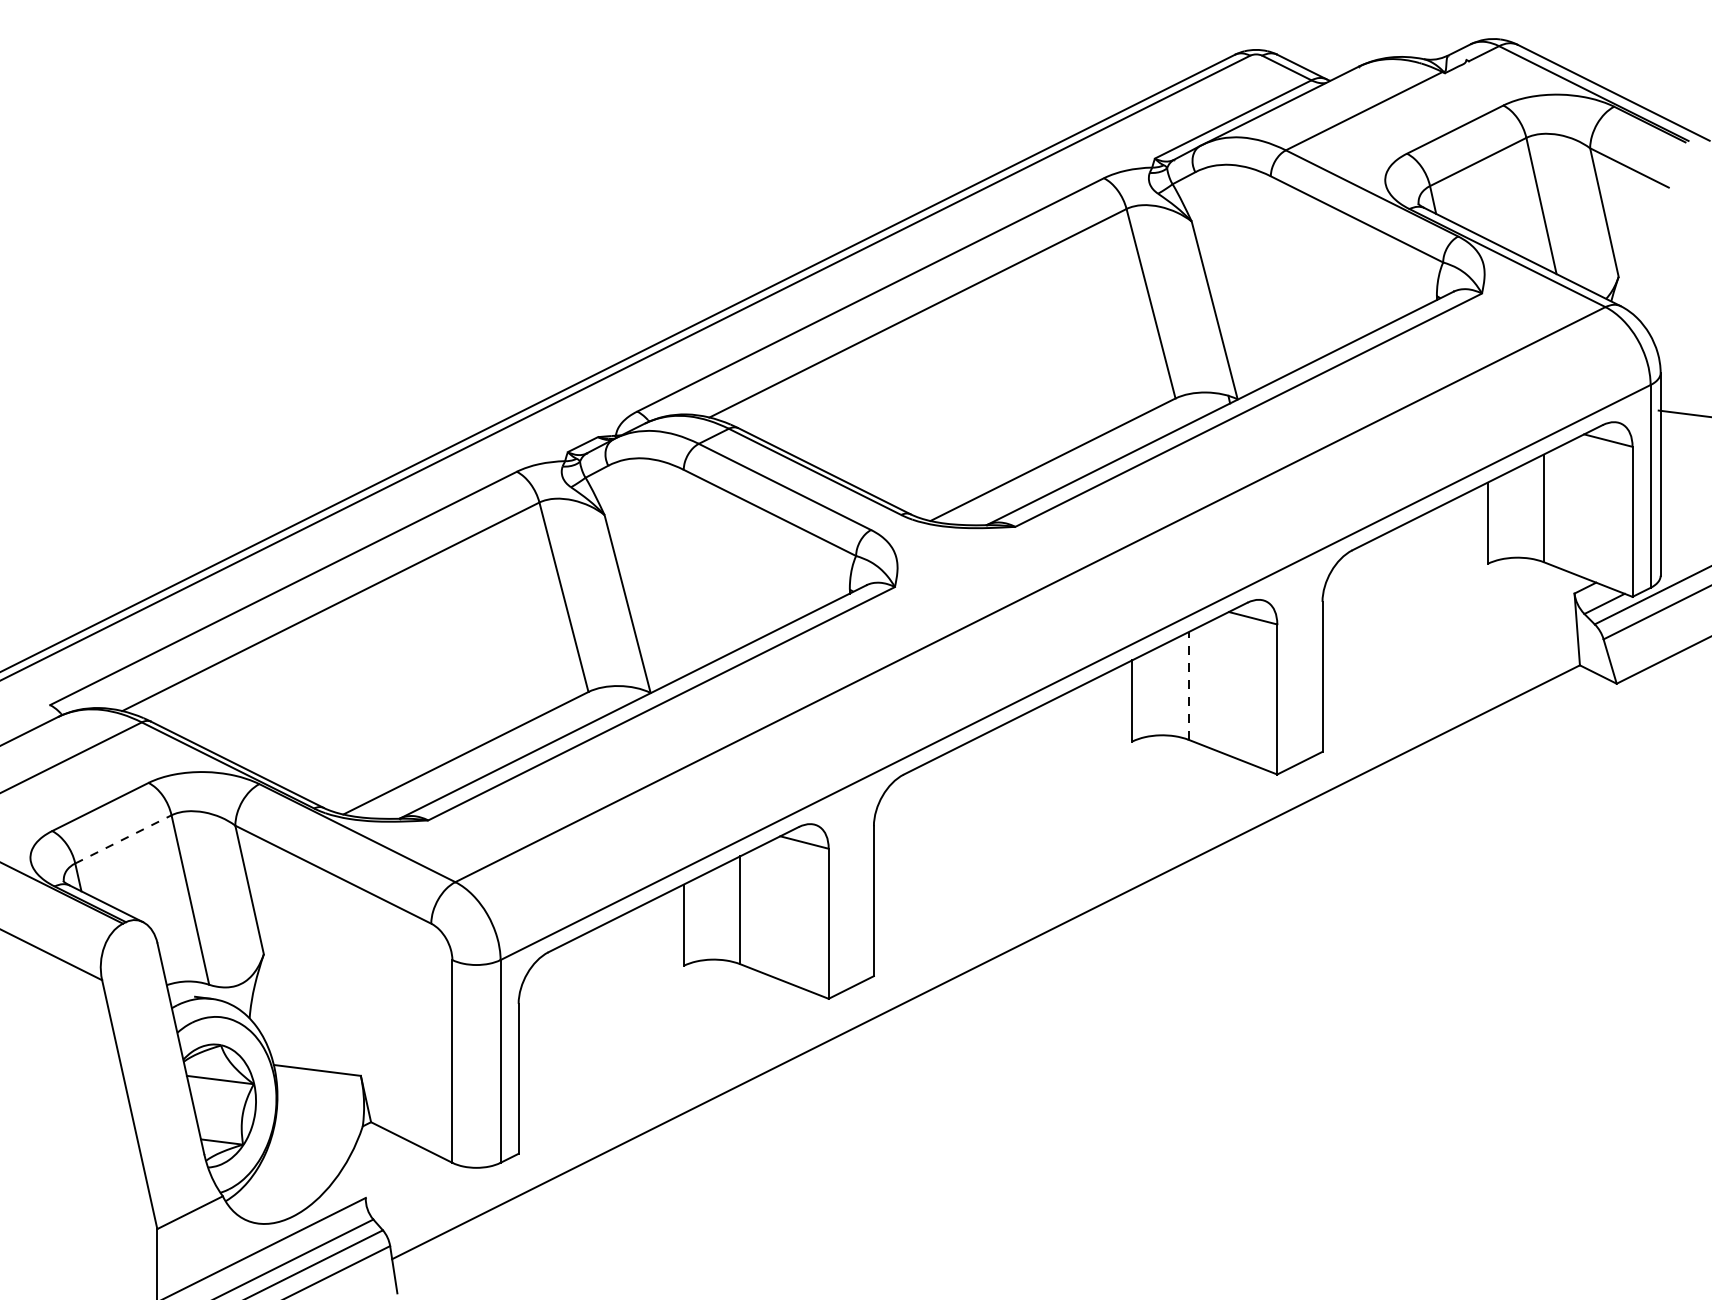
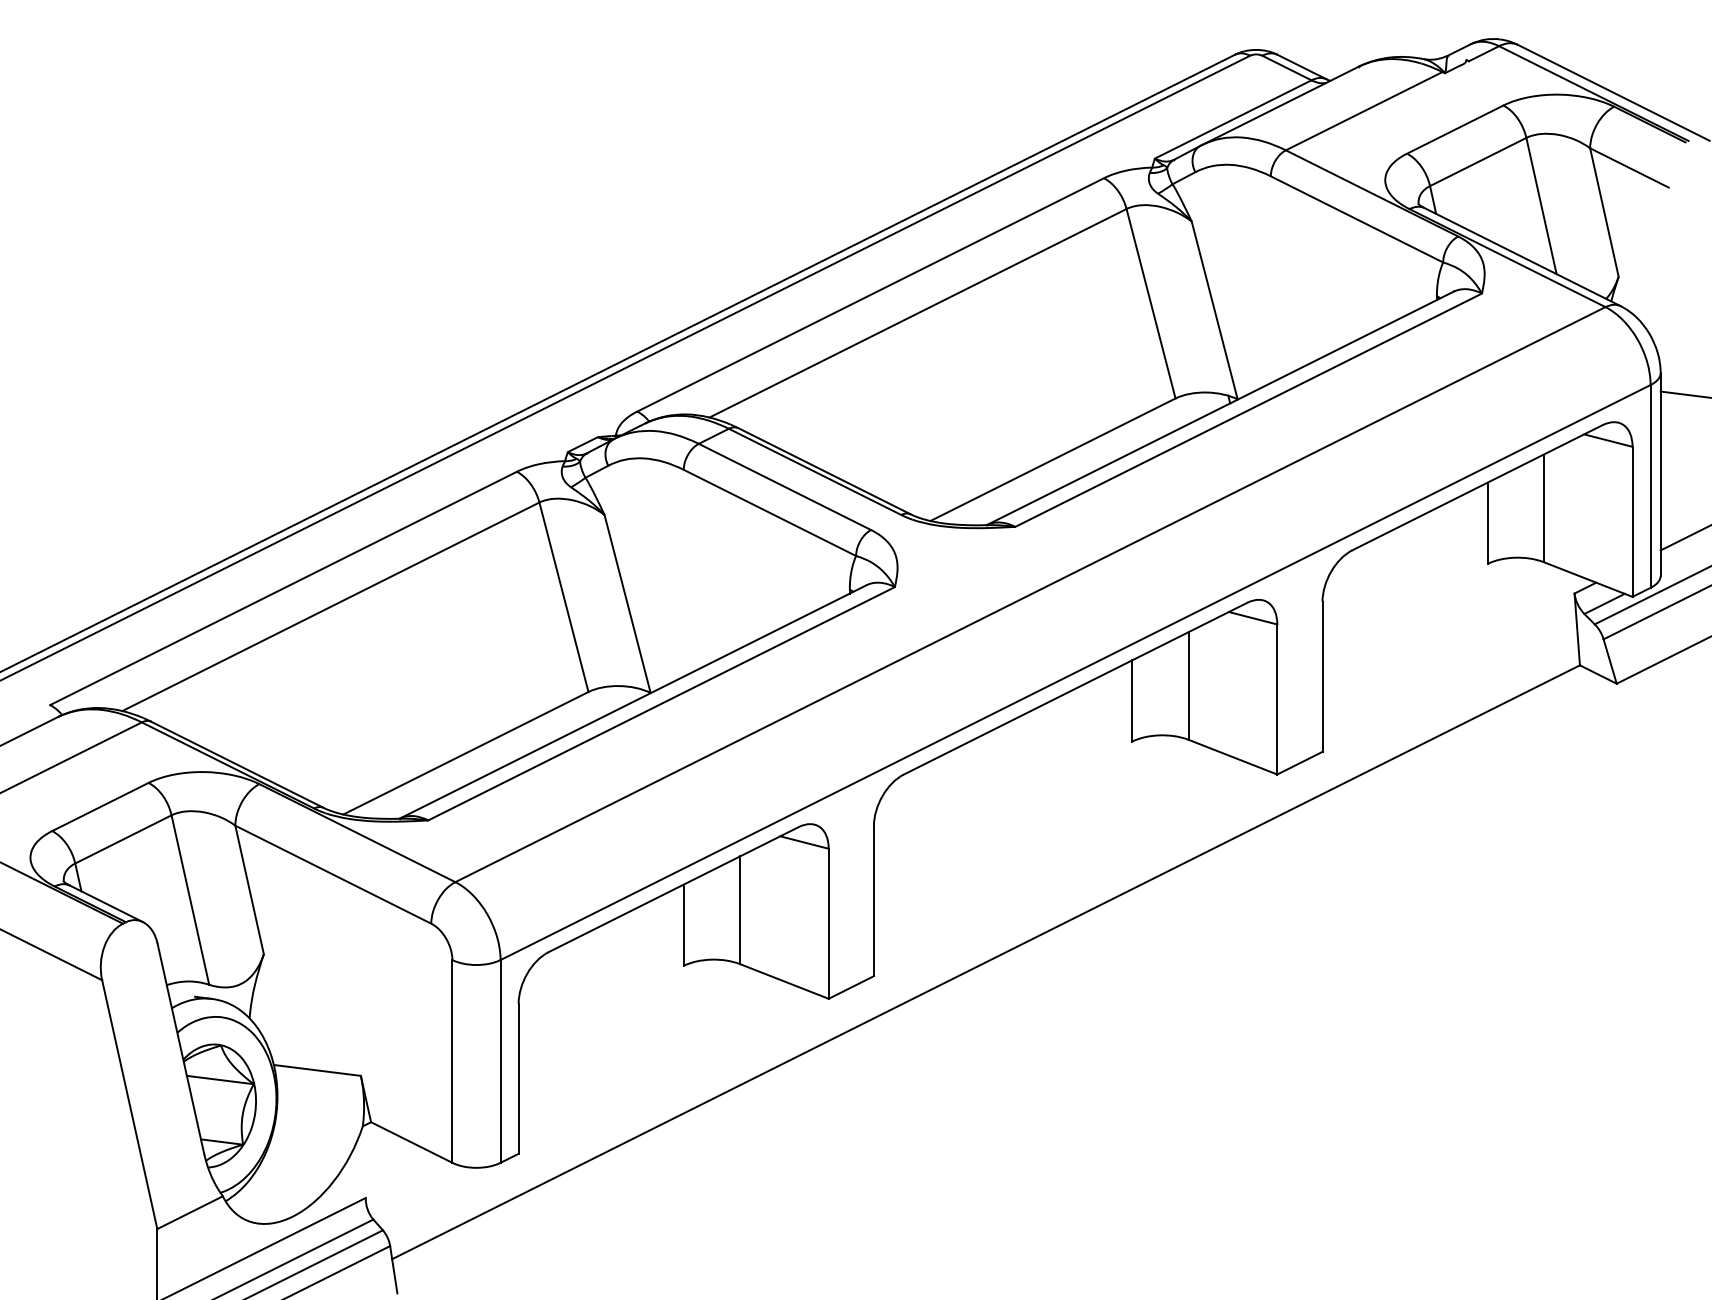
line position: (1683, 413) -> (1684, 394) (1684, 394)
line: none -> present (1684, 538)
line: dashed -> solid (1188, 686)
line: dashed -> solid (123, 839)
